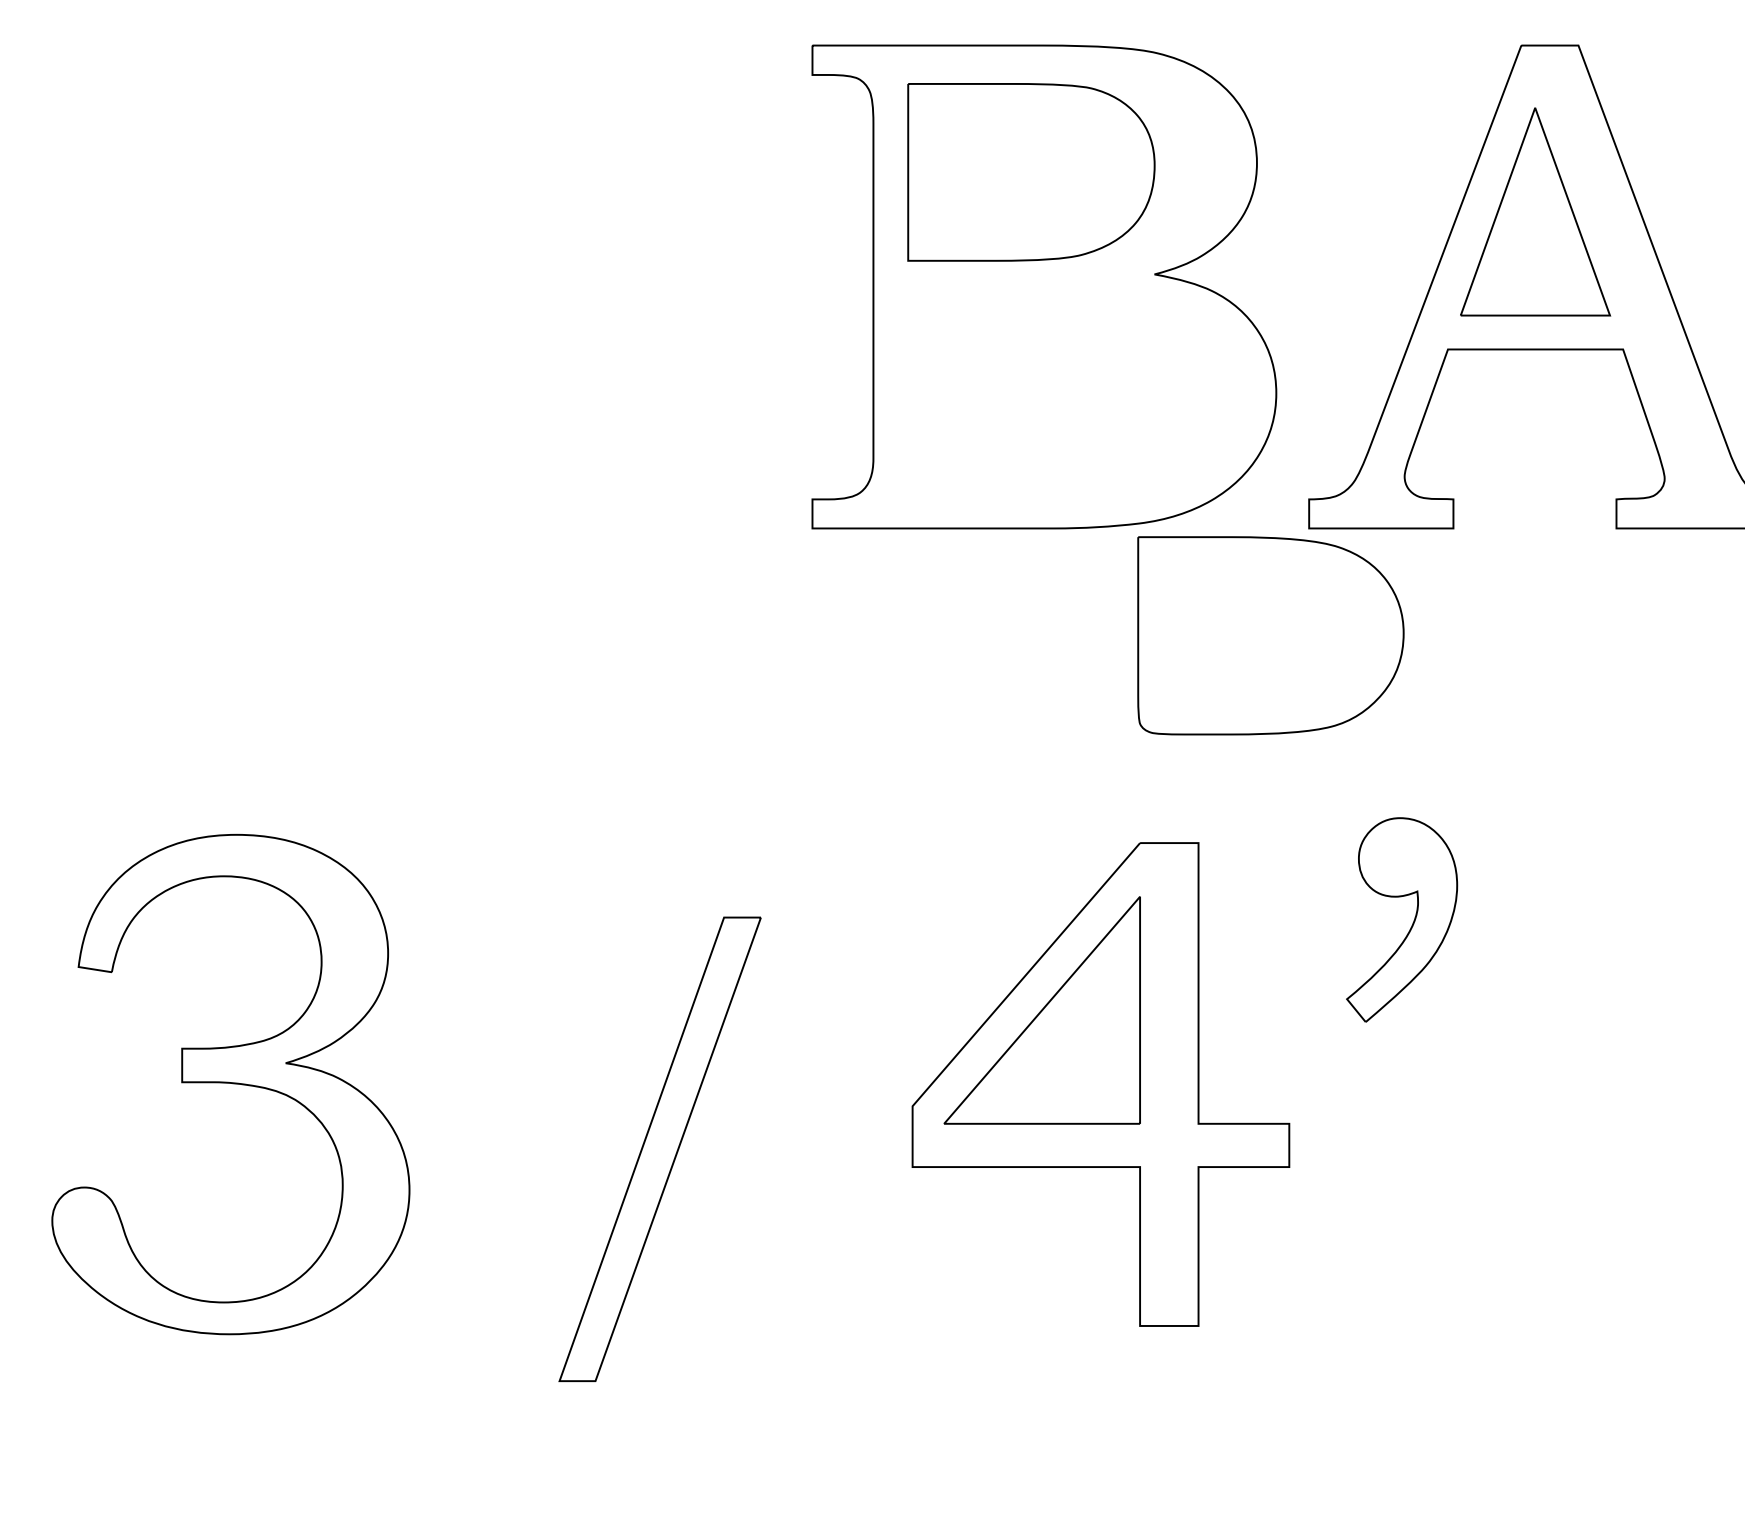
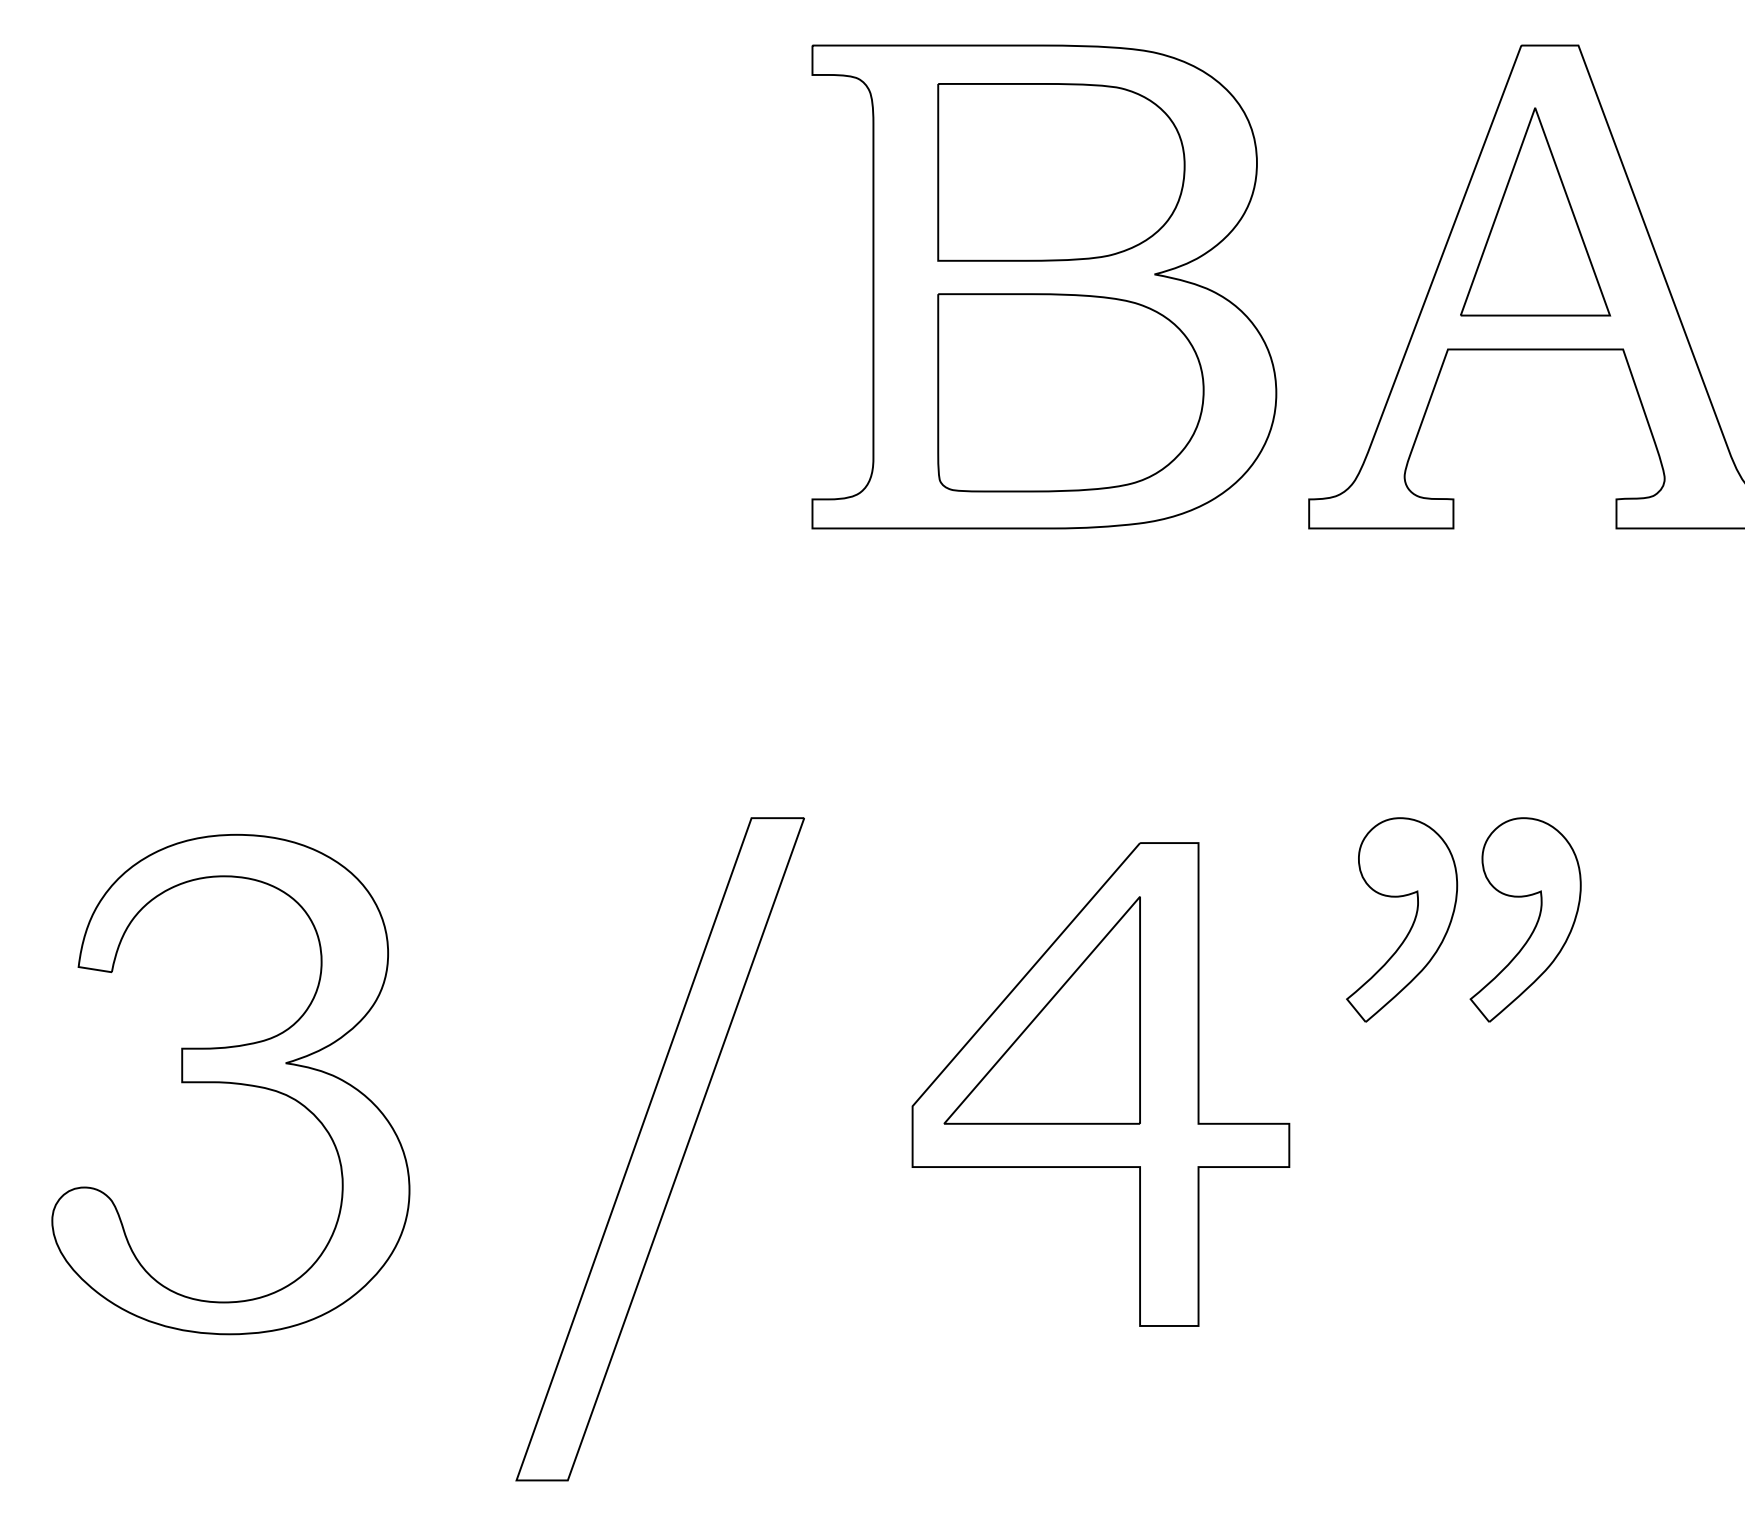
part position: (1031, 172) -> (1061, 172) (1061, 172)
part position: (1270, 635) -> (1070, 392) (1070, 392)
part: none -> present (1536, 921)
part size: 204x466 px -> 290x665 px (659, 1149)
